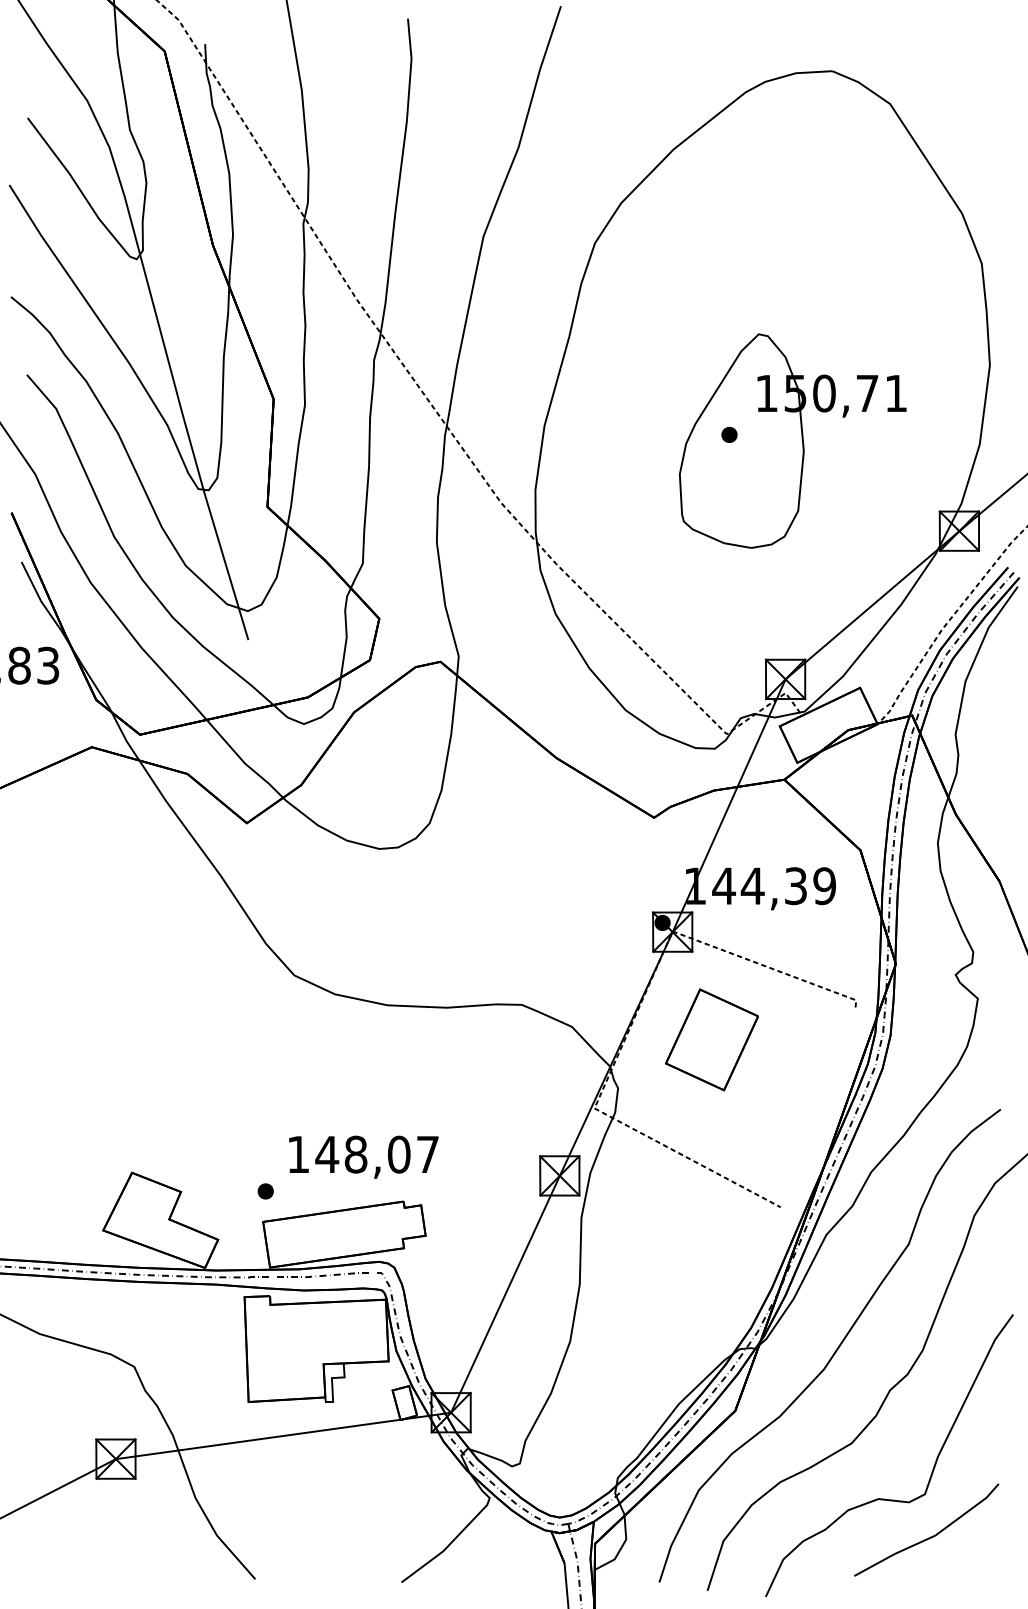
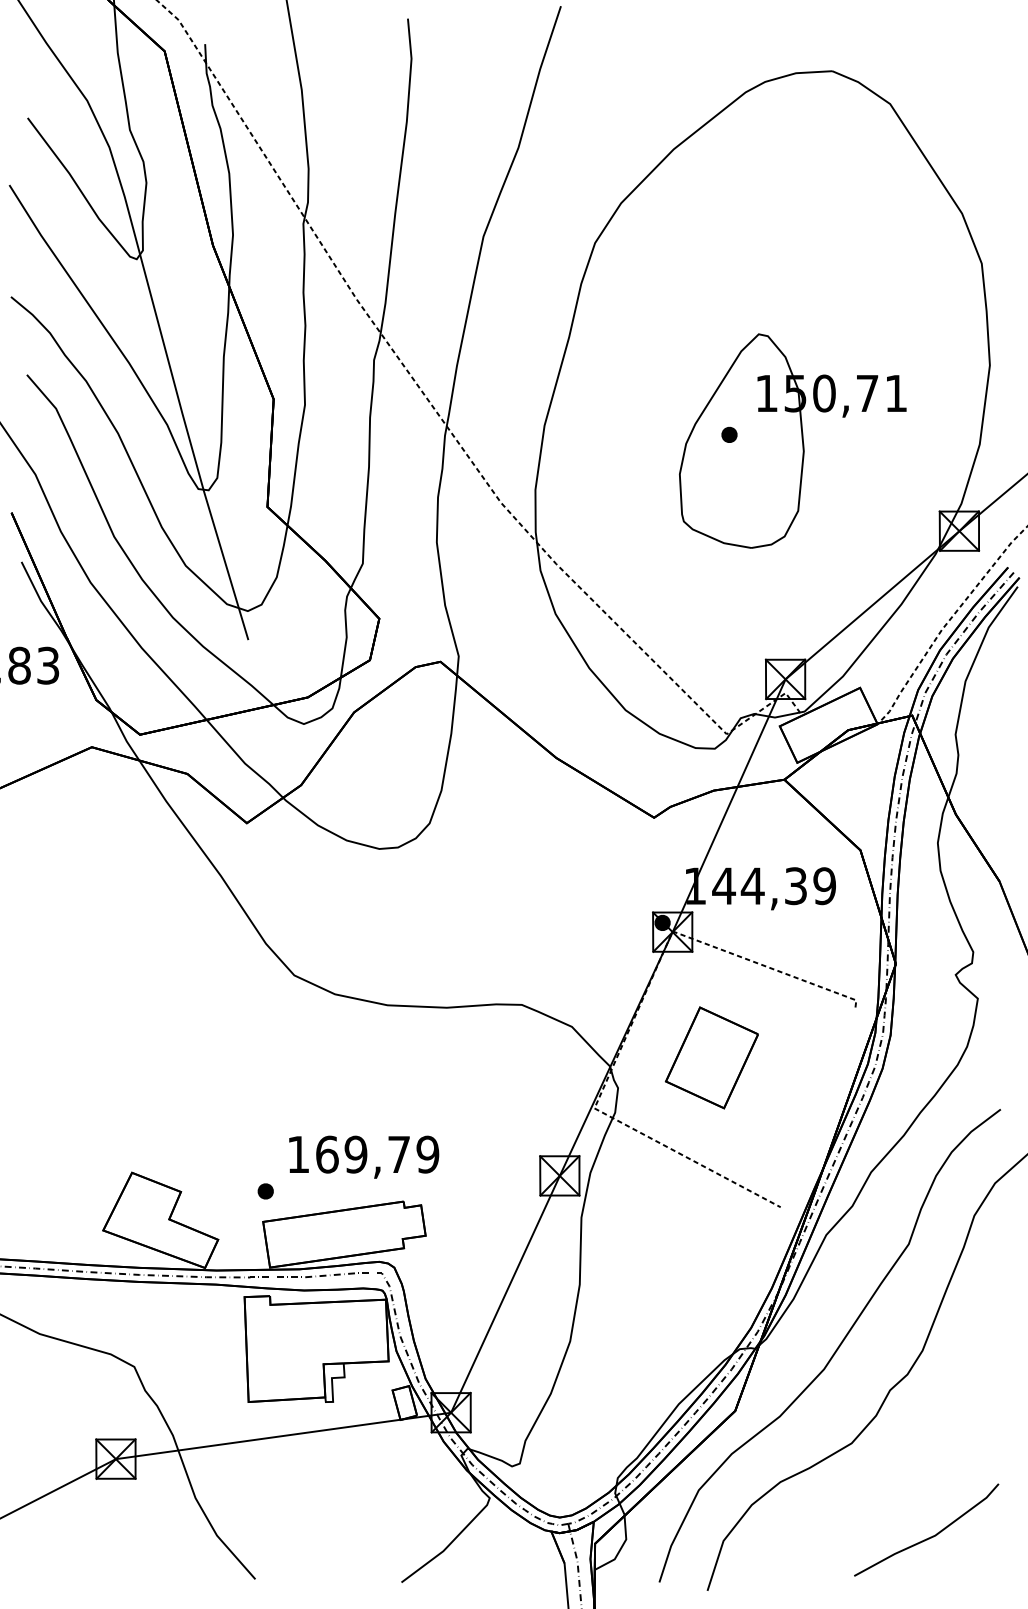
part position: (711, 1039) -> (711, 1057) (711, 1057)
text: 148,07 -> 169,79 (377, 1154)
curve: present -> none (885, 1498)
